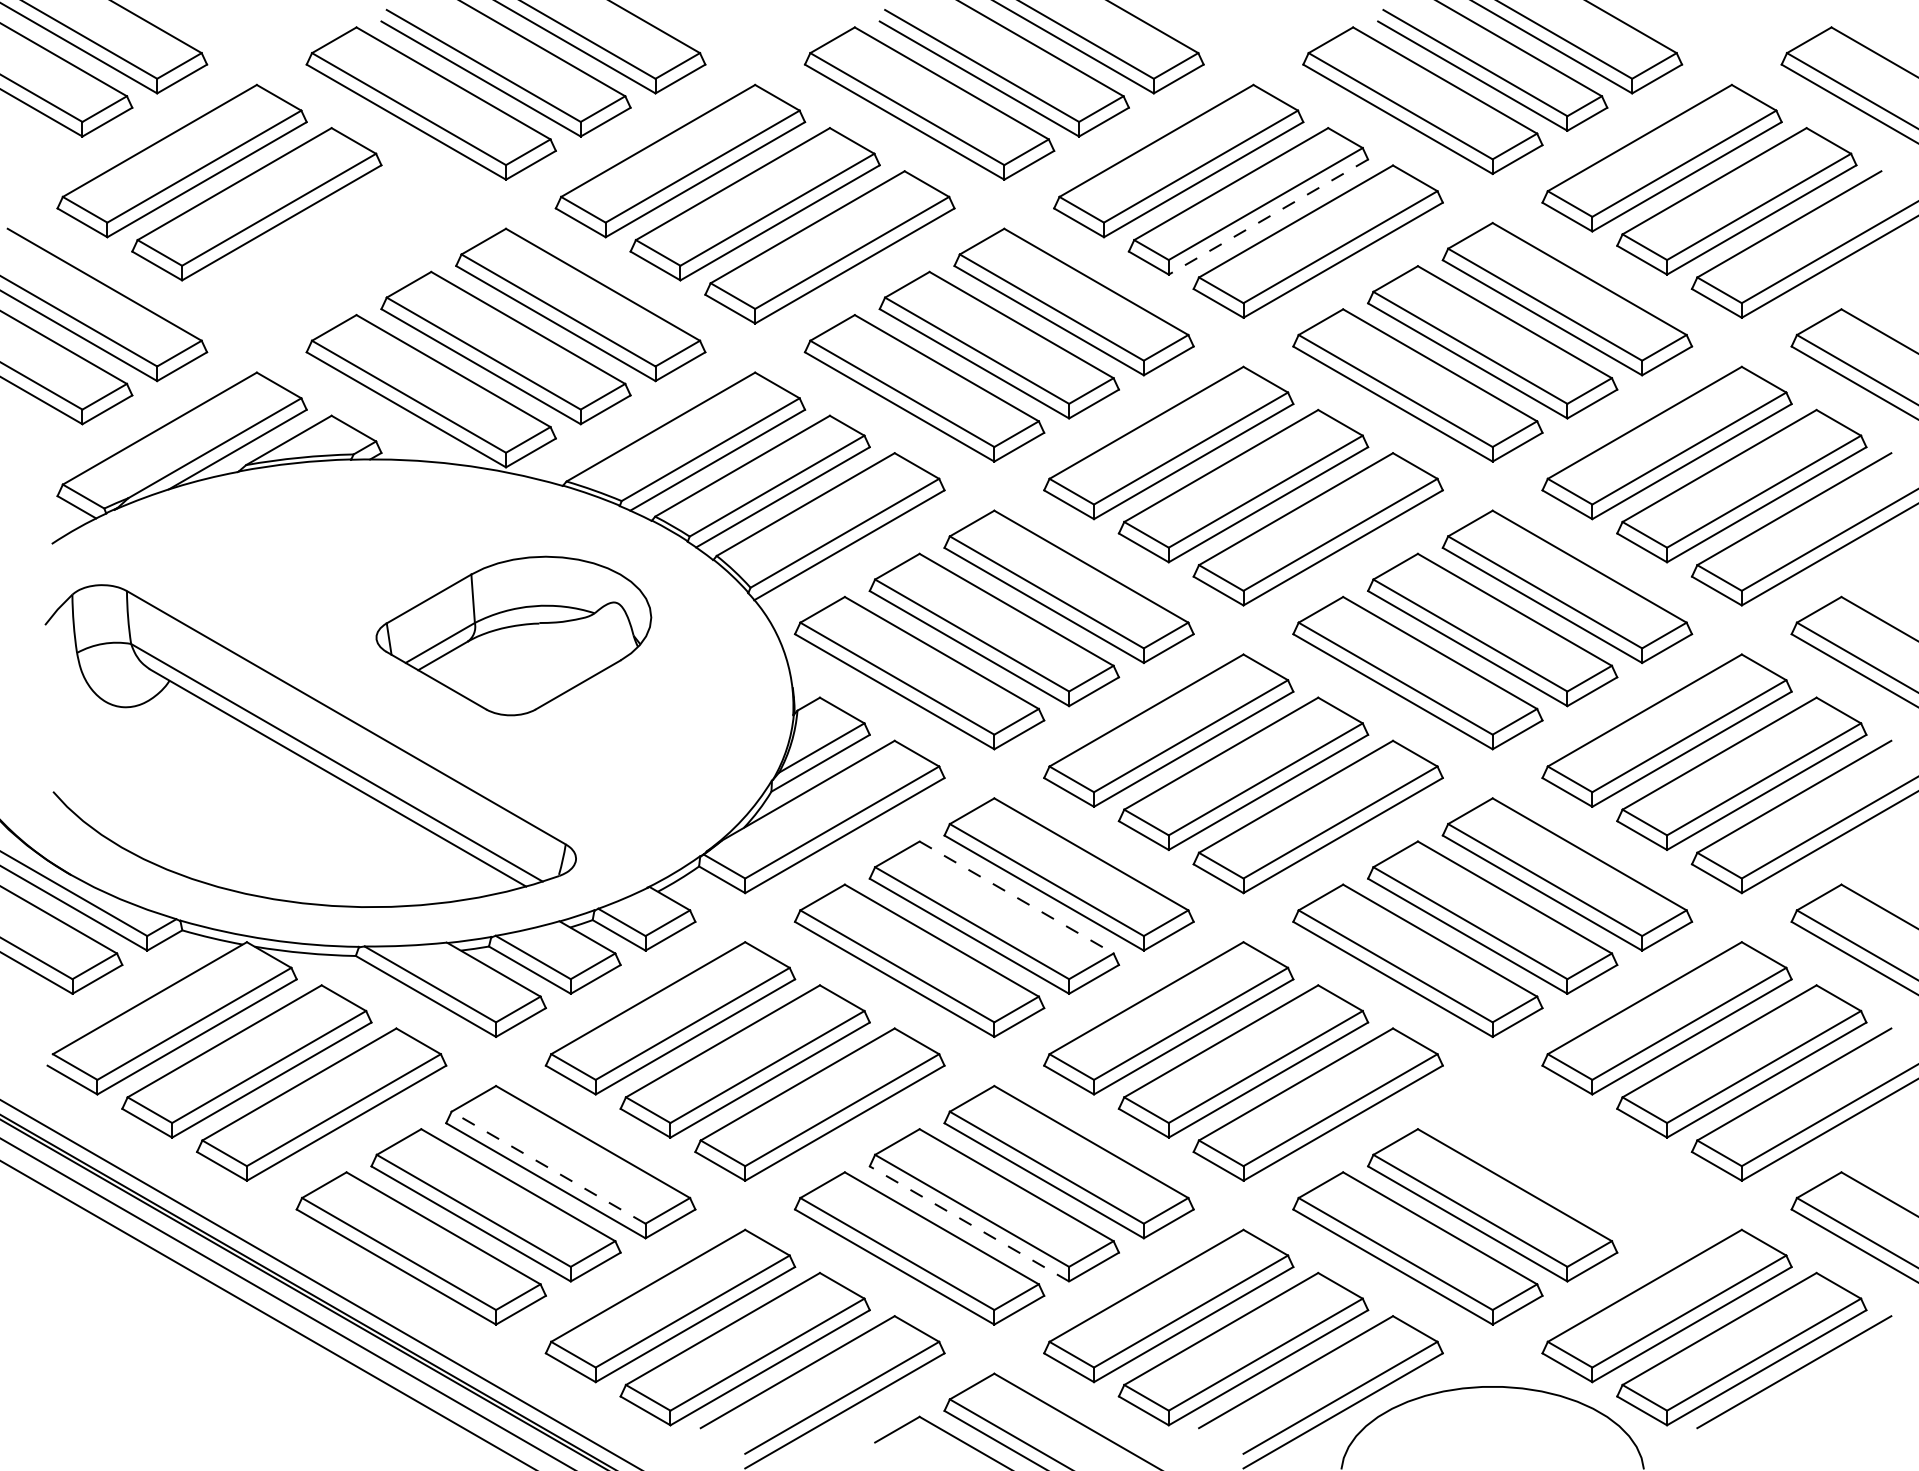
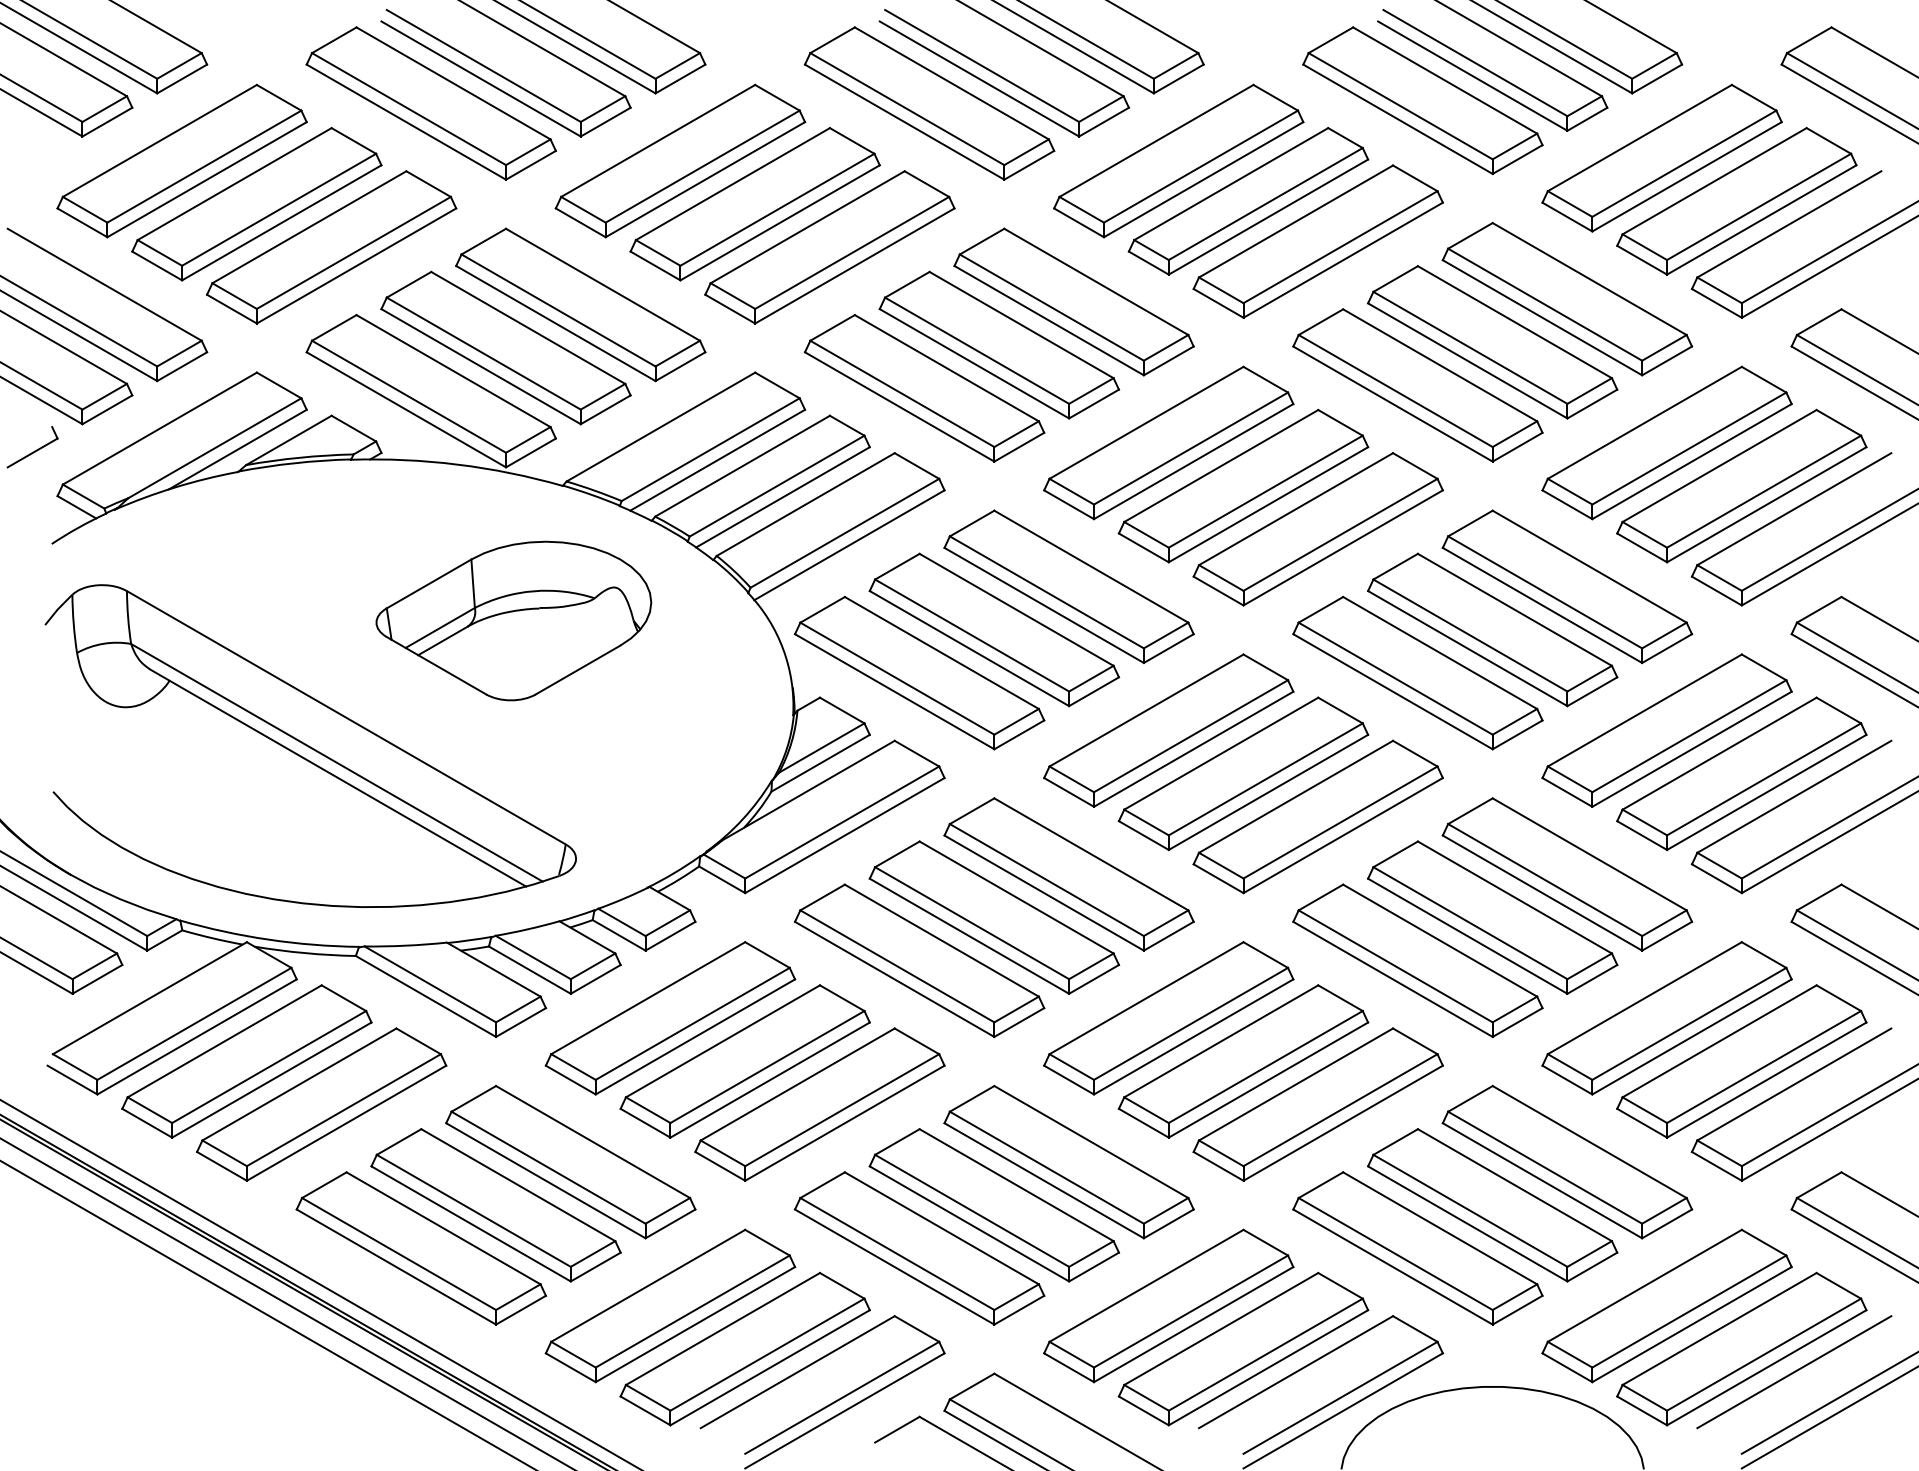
line: dashed -> solid (1268, 217)
part: none -> present (331, 247)
part: none -> present (32, 447)
part position: (513, 635) -> (513, 620) (513, 620)
line: dashed -> solid (1016, 897)
part: none -> present (1567, 1161)
line: dashed -> solid (548, 1167)
line: dashed -> solid (969, 1223)
line: none -> present (1828, 1403)
line: none -> present (1828, 1417)
